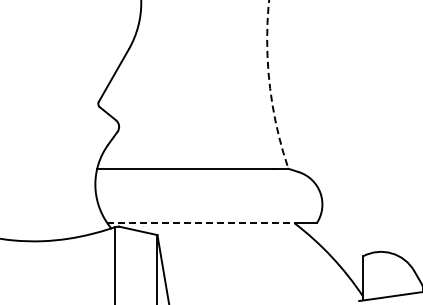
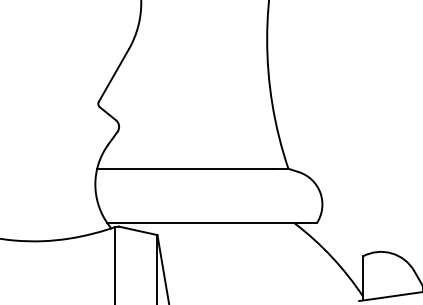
arc: dashed -> solid (269, 85)
line: dashed -> solid (203, 223)
